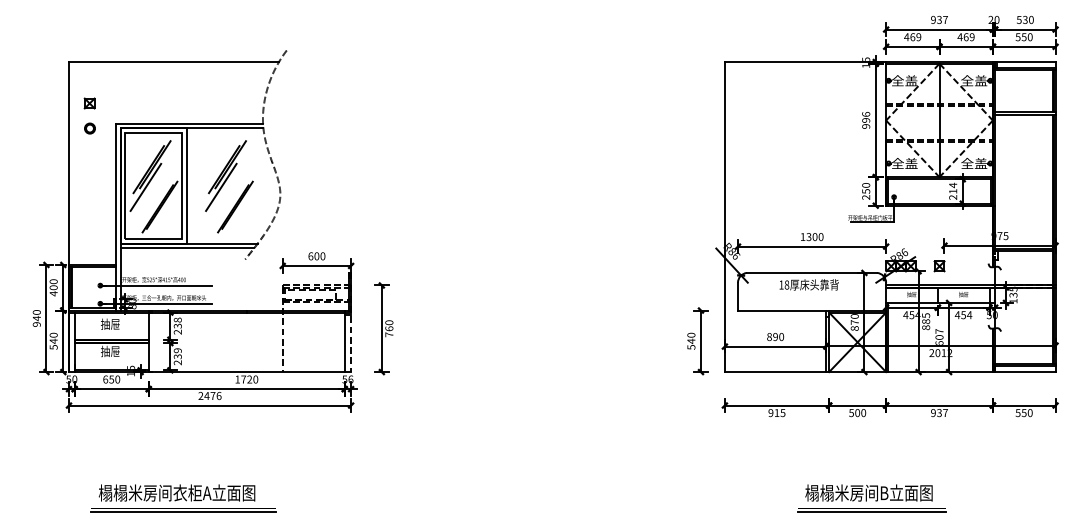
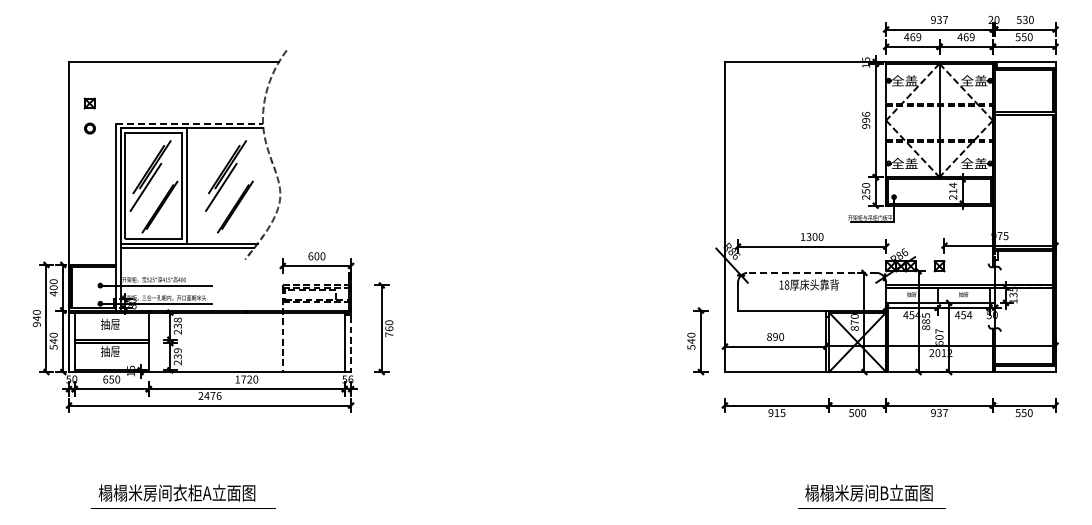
line: solid -> dashed (190, 123)
line: solid -> dashed (812, 272)
line: present -> none (183, 511)
line: present -> none (871, 511)
